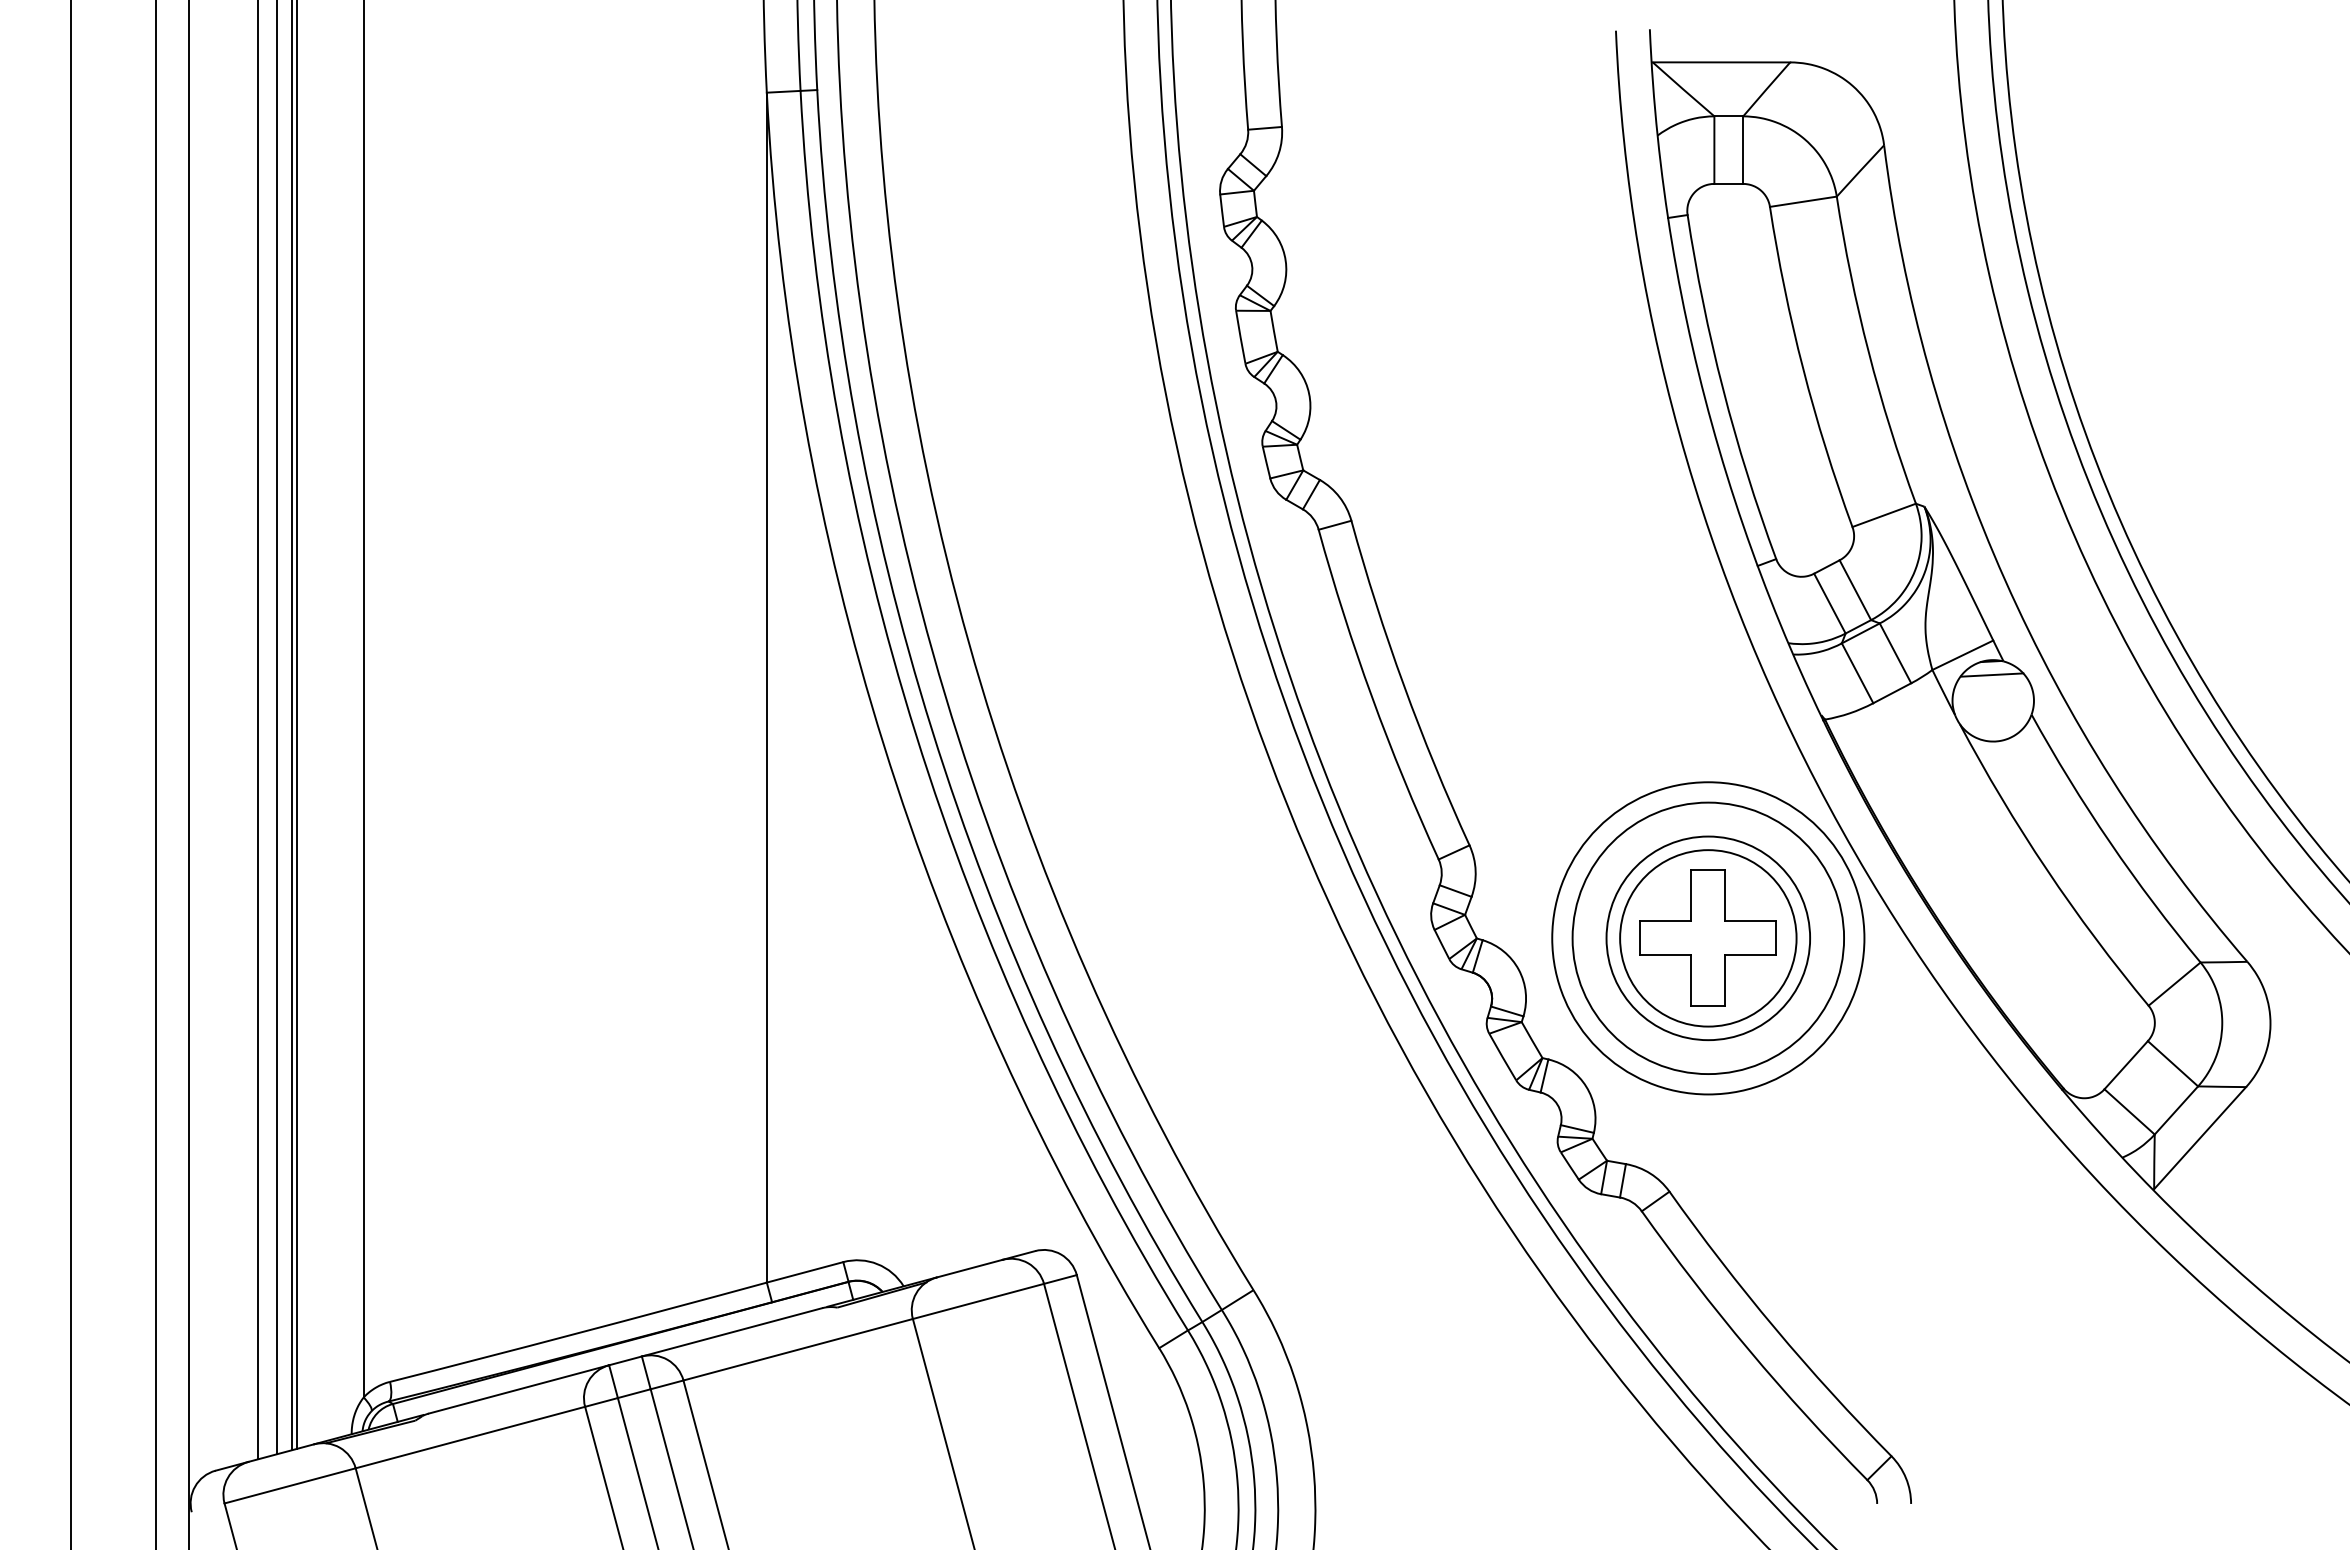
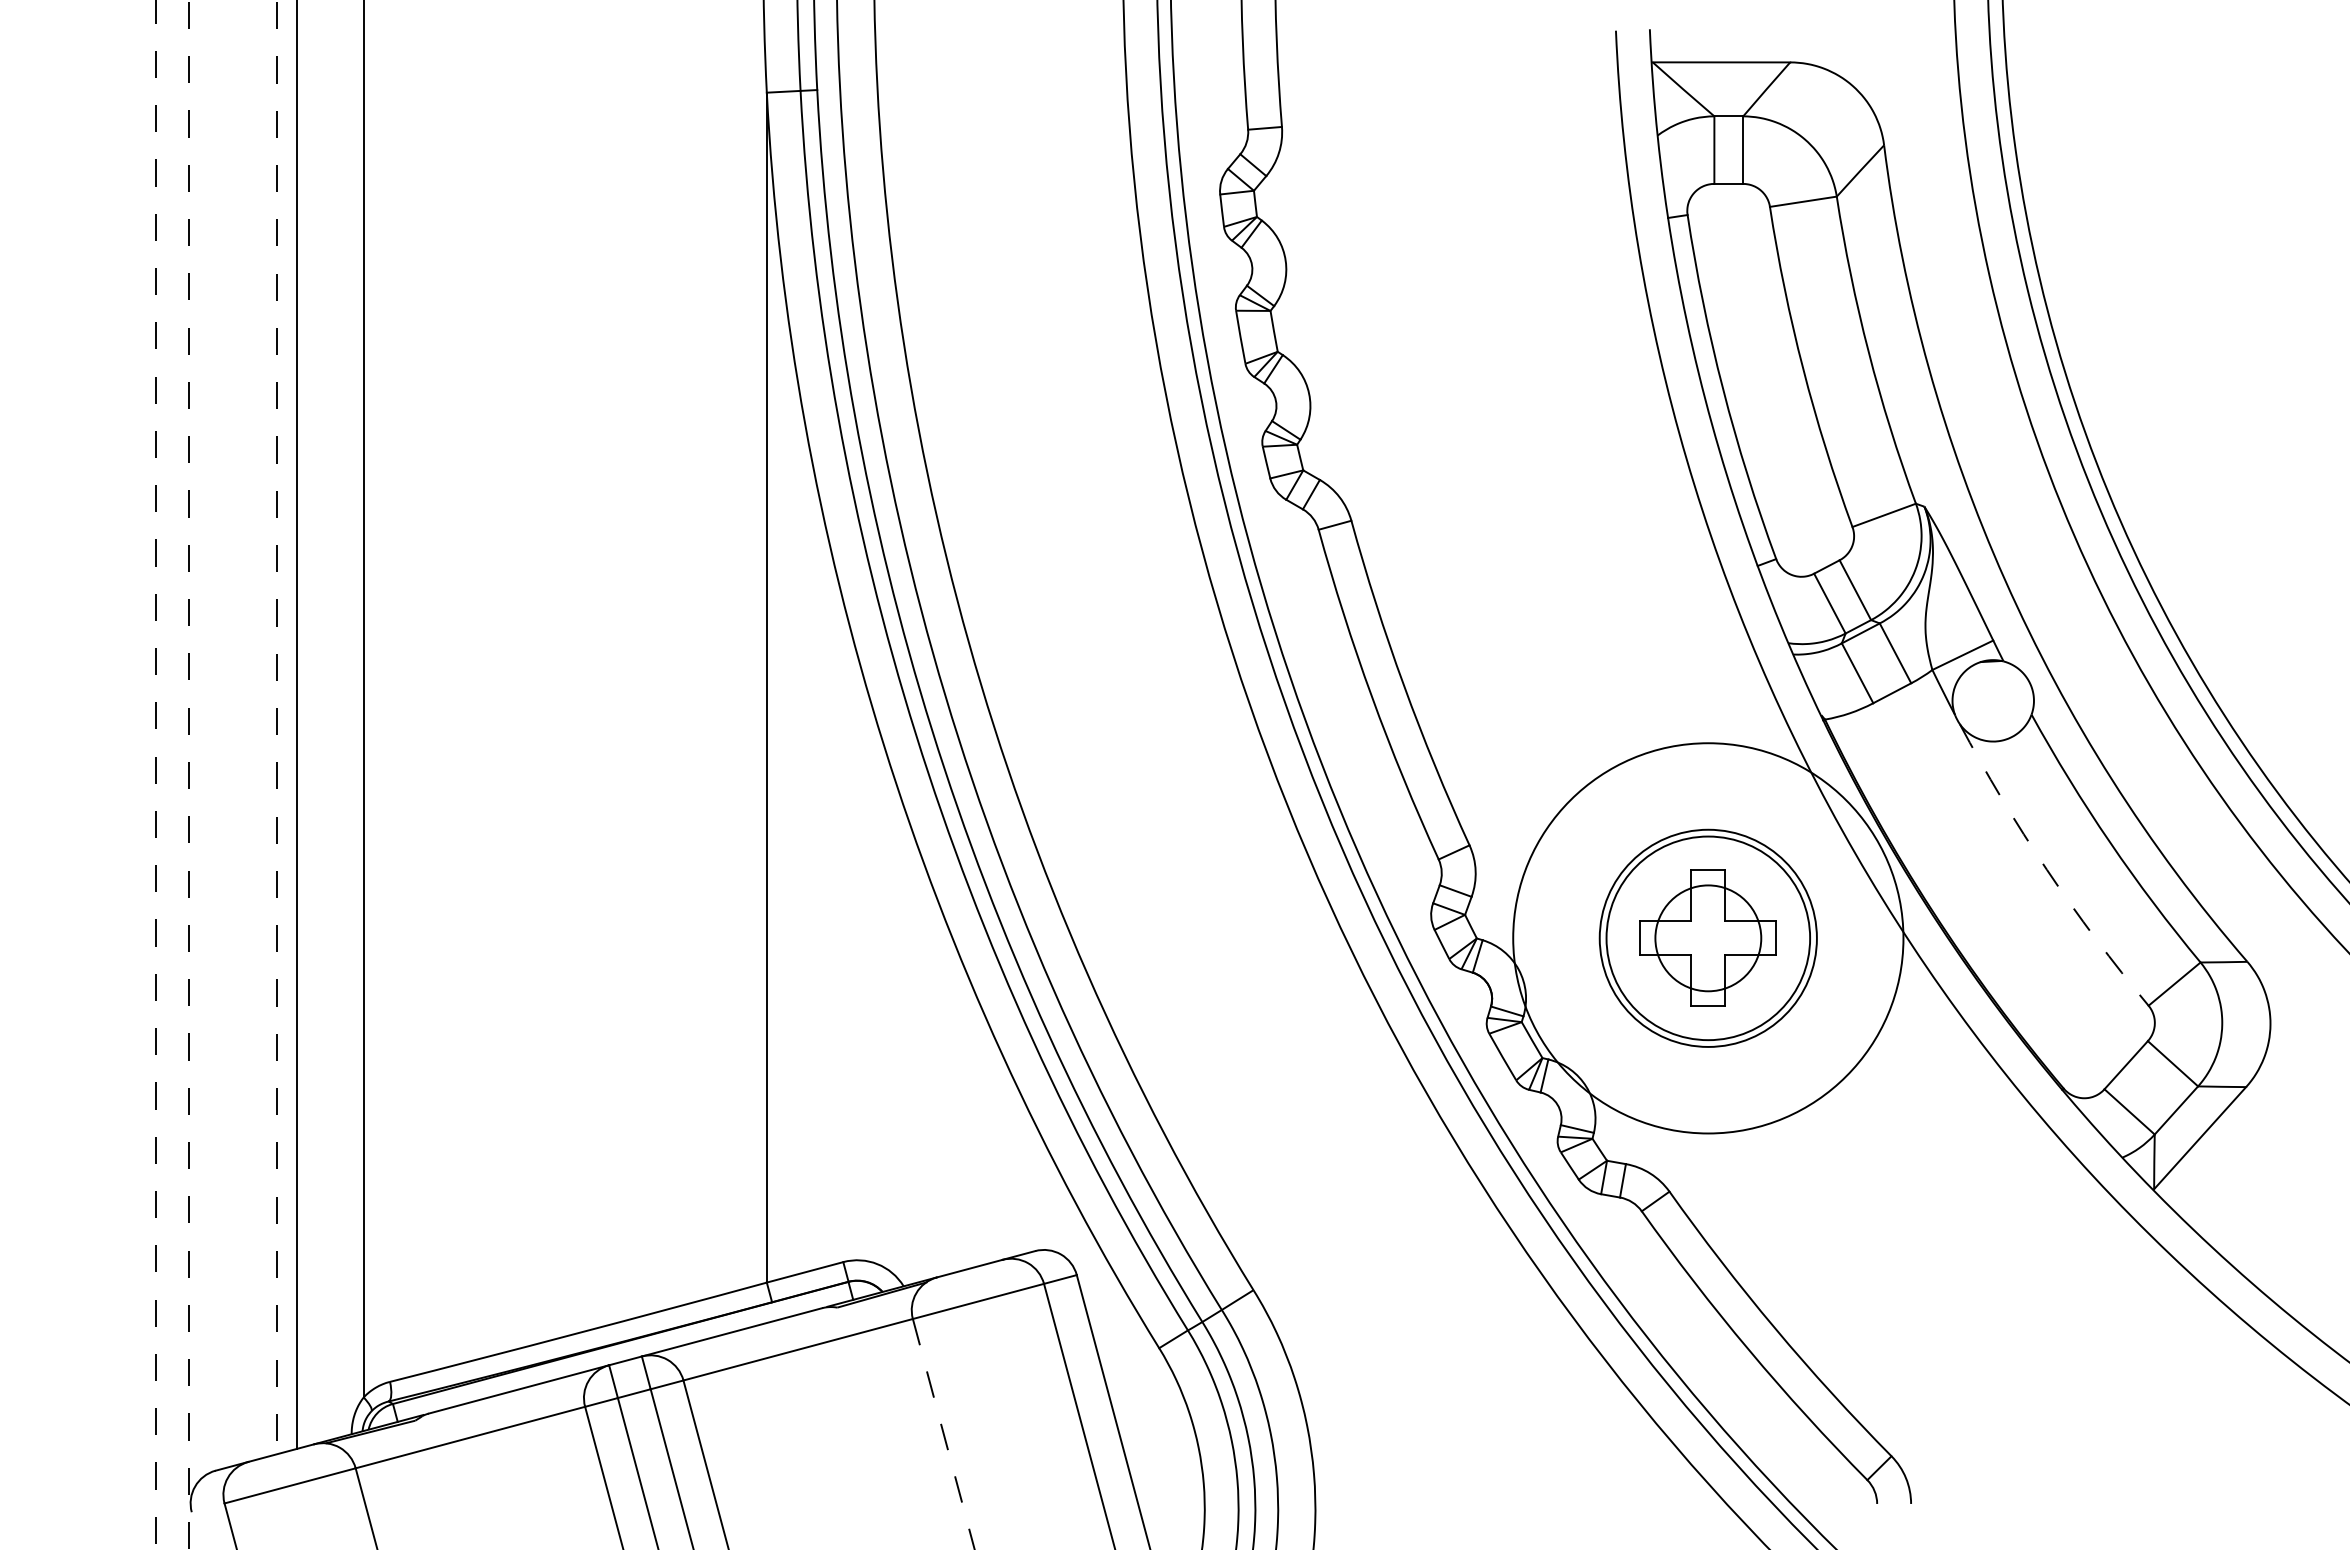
line: present -> none (1992, 674)
line: present -> none (291, 726)
line: solid -> dashed (277, 727)
line: present -> none (257, 730)
line: present -> none (70, 774)
line: solid -> dashed (156, 775)
line: solid -> dashed (188, 775)
arc: solid -> dashed (2046, 869)
circle diameter: 176 px -> 106 px (1708, 938)
circle diameter: 271 px -> 217 px (1707, 937)
circle diameter: 312 px -> 390 px (1708, 938)
line: solid -> dashed (943, 1434)
